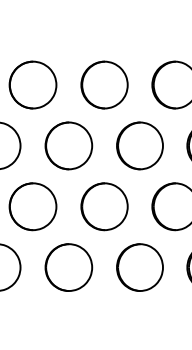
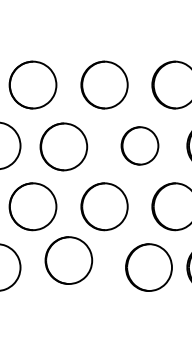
part position: (68, 145) -> (63, 146) (63, 146)
part size: 48x50 px -> 40x40 px (139, 145)
part position: (68, 267) -> (68, 260) (68, 260)
part position: (139, 267) -> (148, 267) (148, 267)
